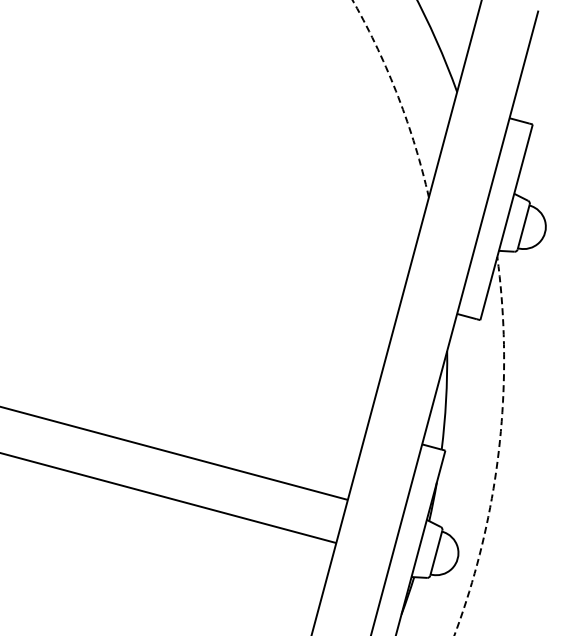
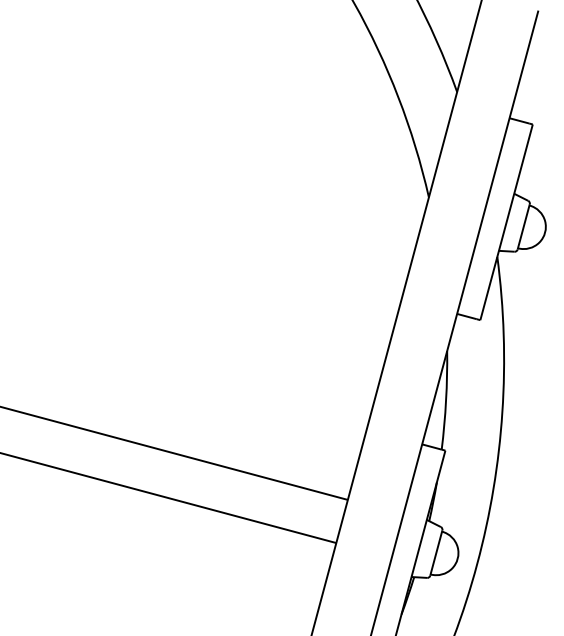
line: dashed -> solid (397, 95)
line: dashed -> solid (498, 449)
